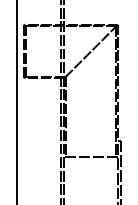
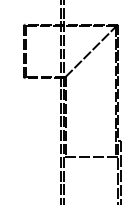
line: present -> none (17, 101)
